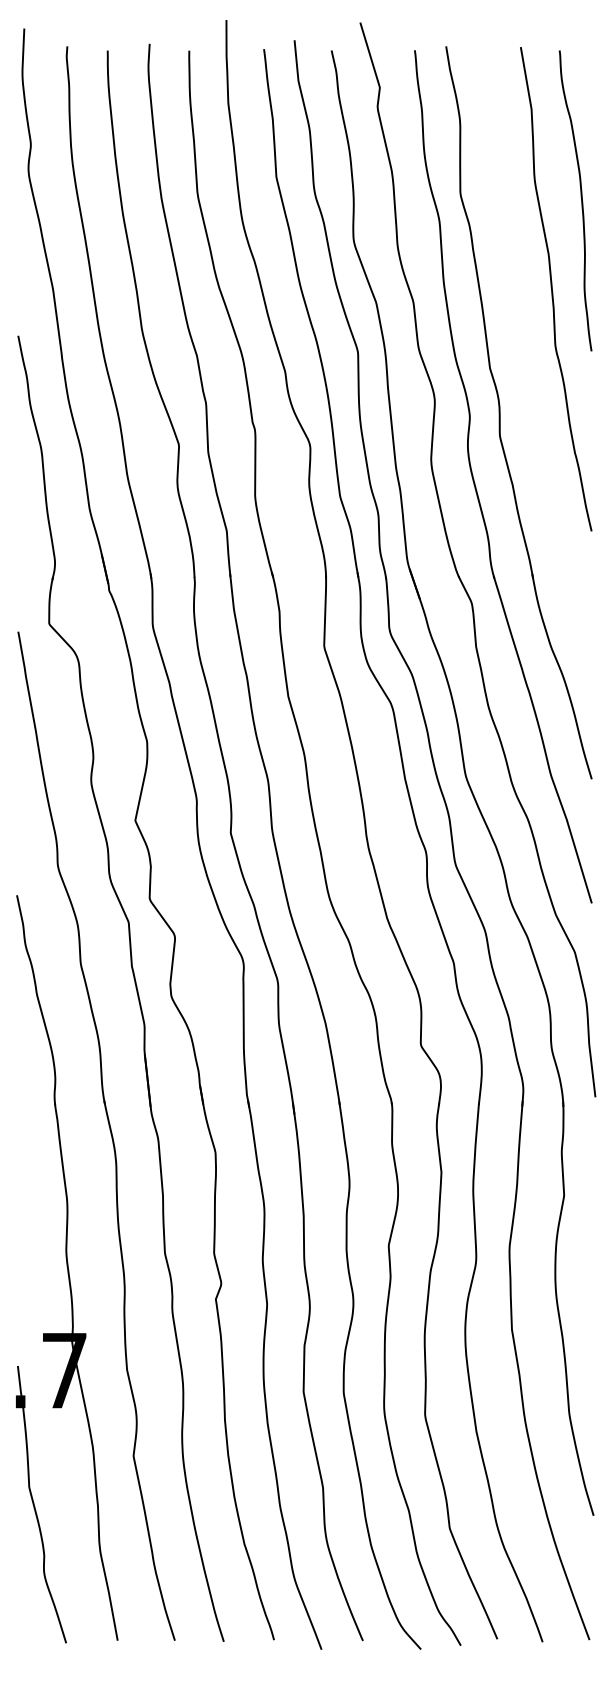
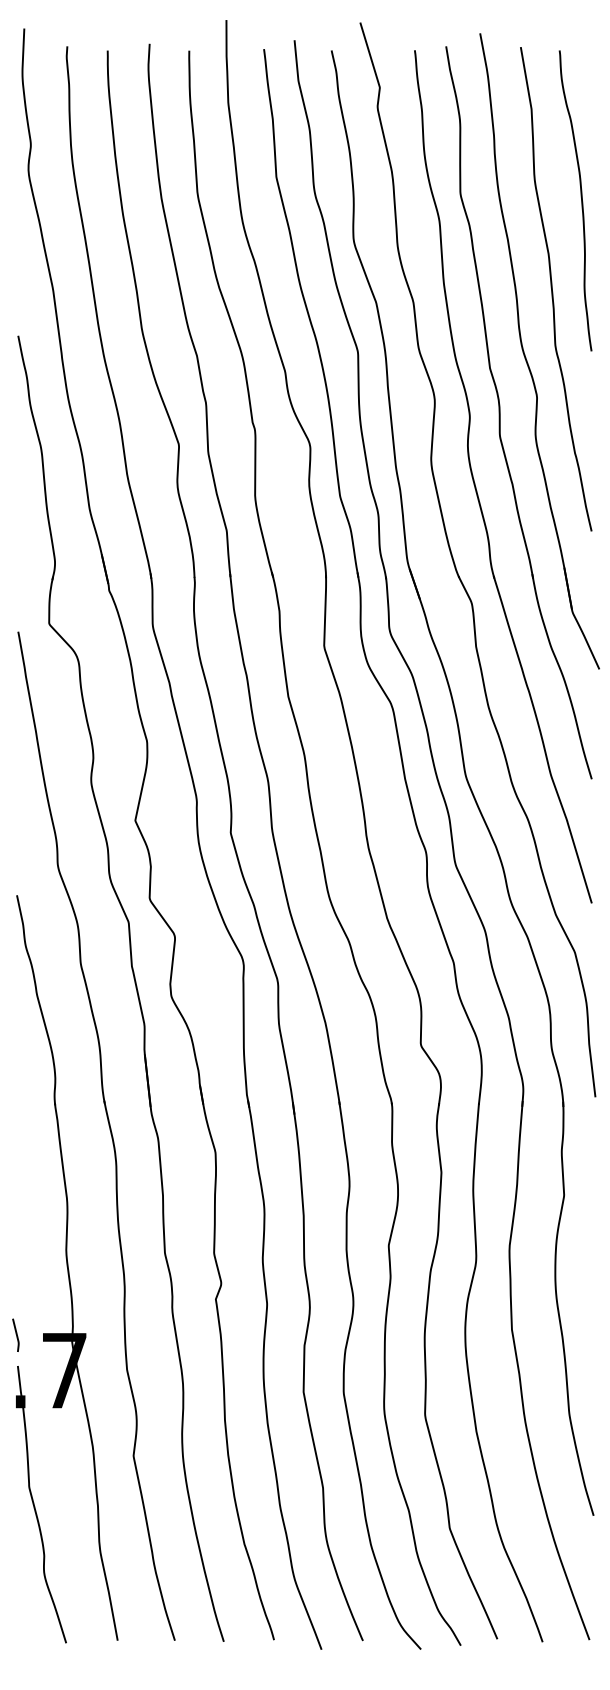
part: none -> present (525, 354)
curve: none -> present (15, 1334)
